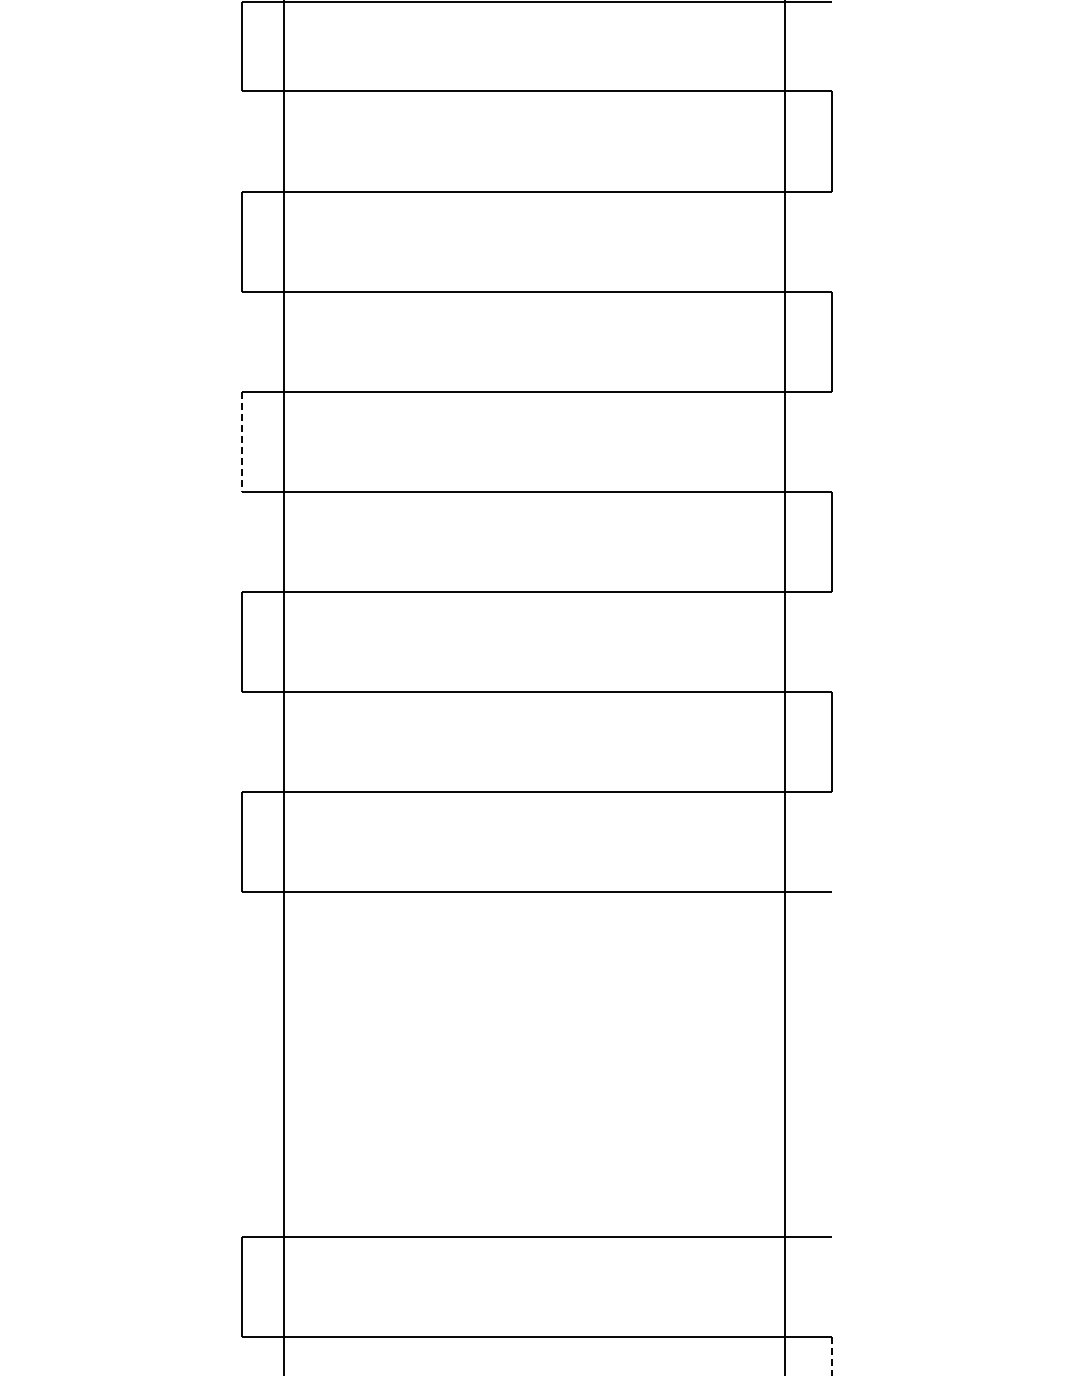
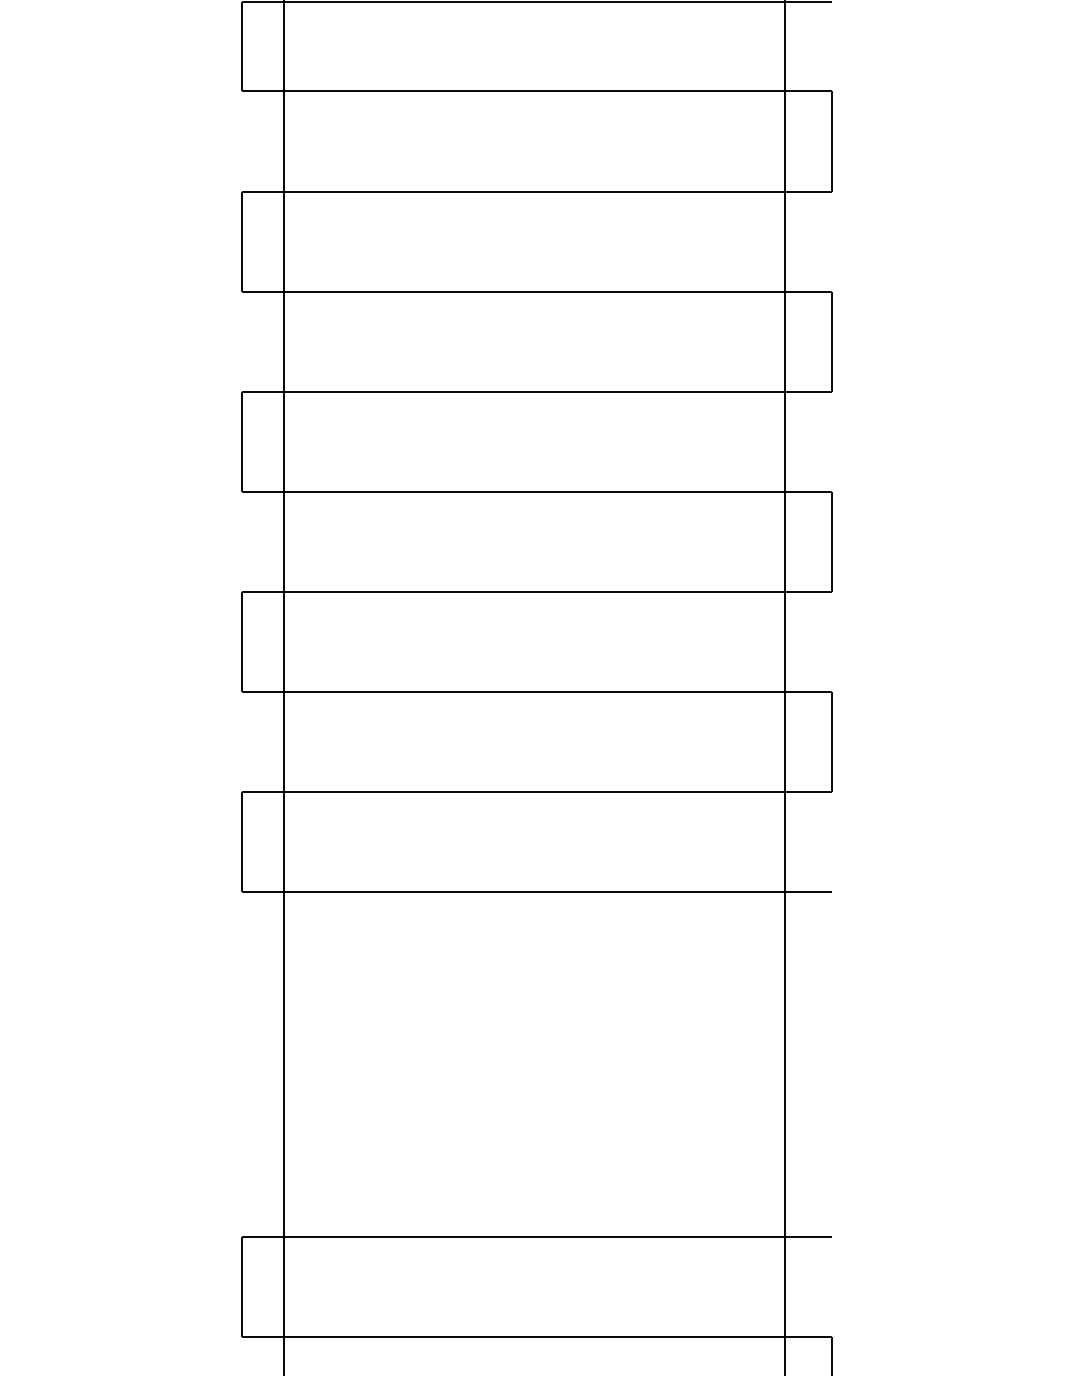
line: dashed -> solid (242, 442)
line: dashed -> solid (831, 1356)
